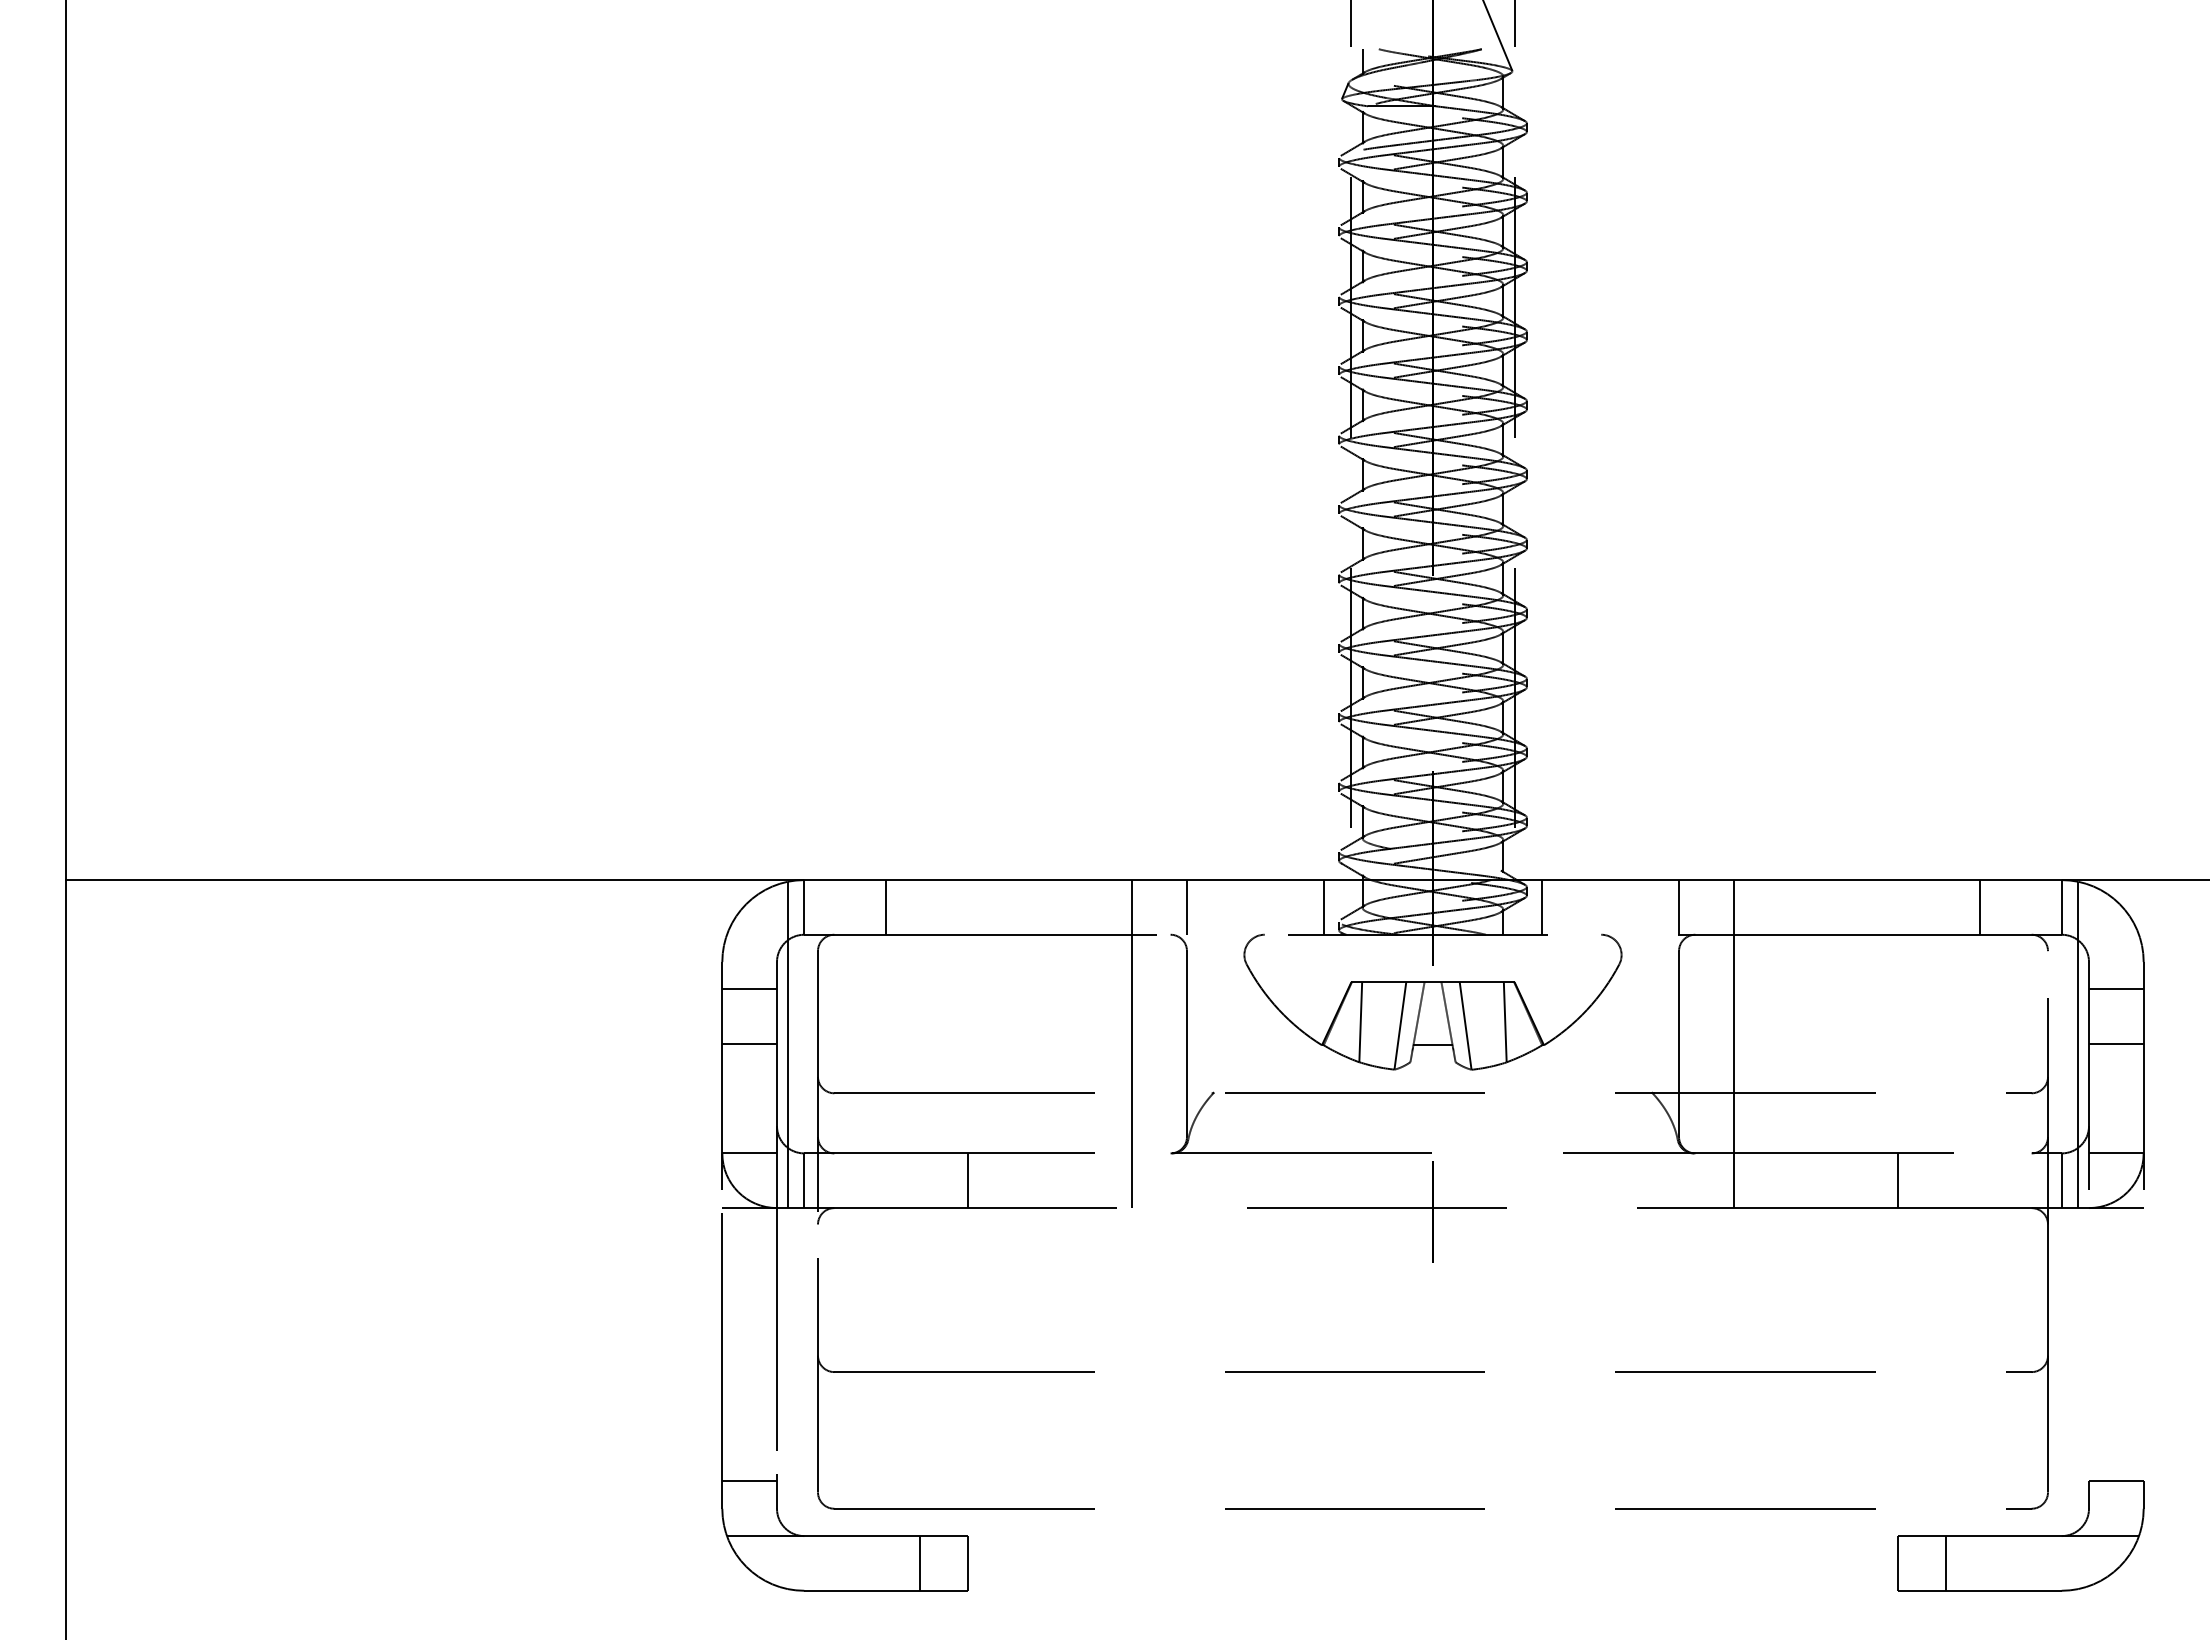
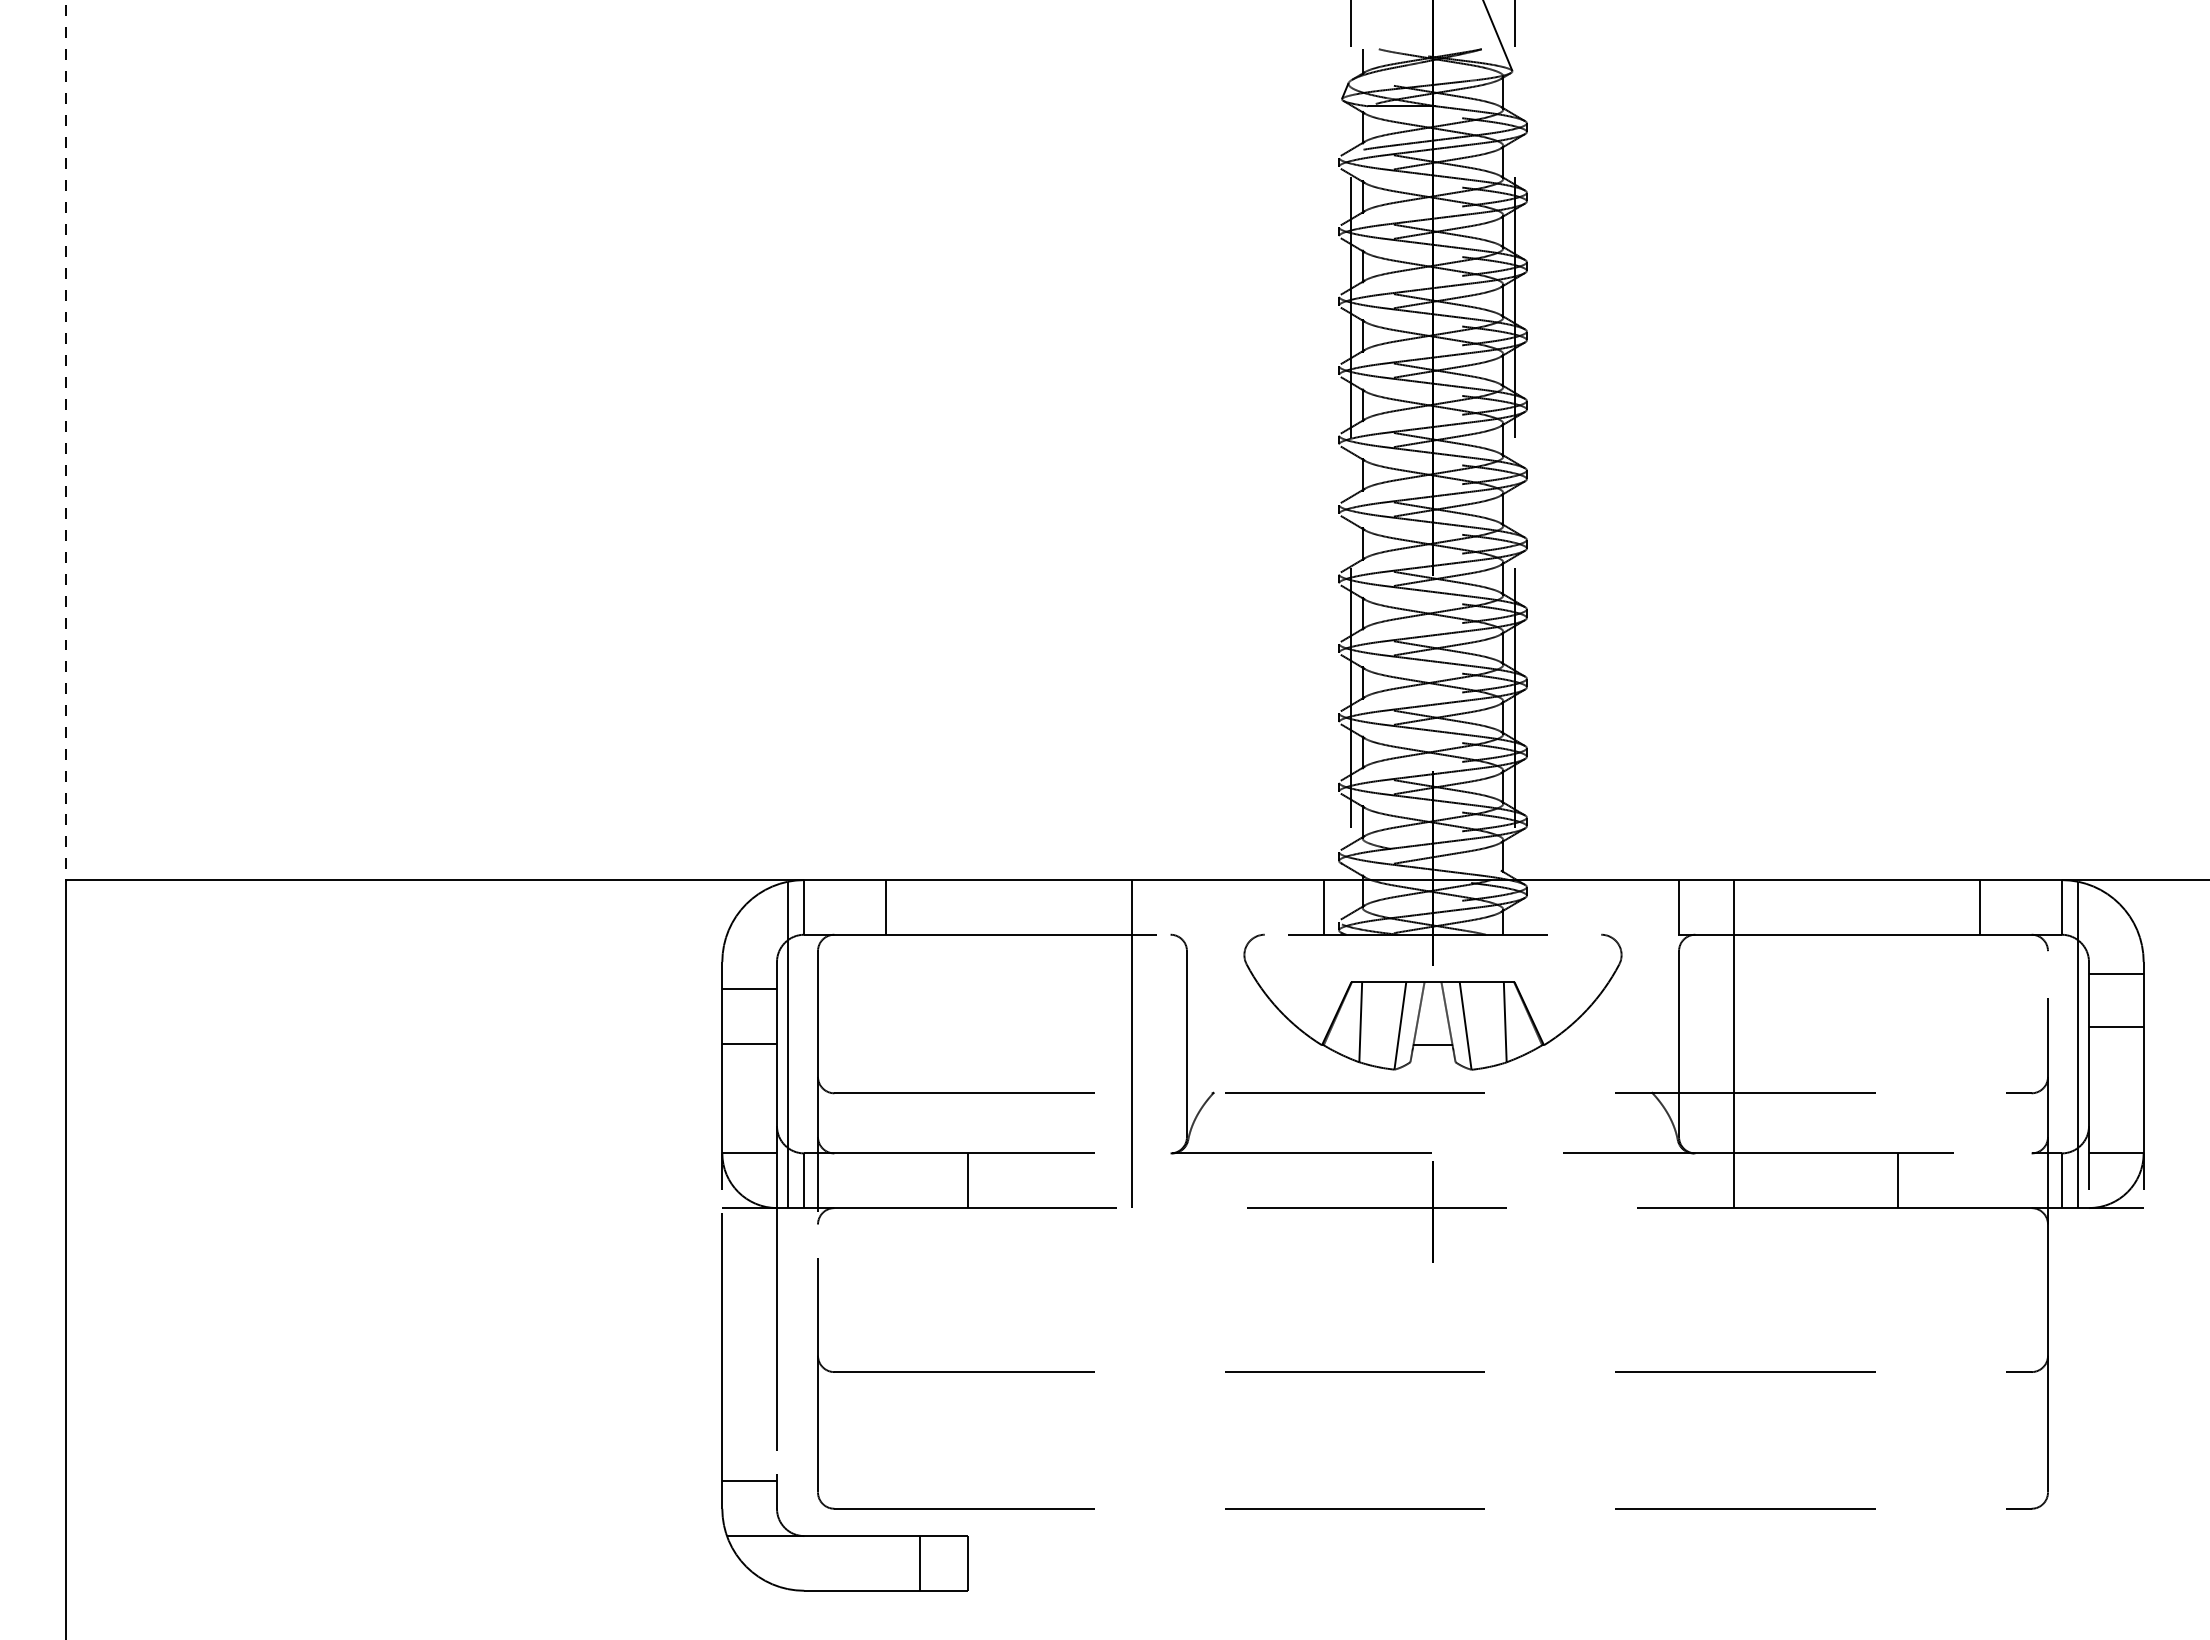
line: solid -> dashed (66, 440)
line: present -> none (1187, 907)
line: present -> none (1542, 907)
line position: (2116, 989) -> (2116, 974) (2116, 974)
line position: (2116, 1044) -> (2116, 1027) (2116, 1027)
part: present -> none (2020, 1535)
